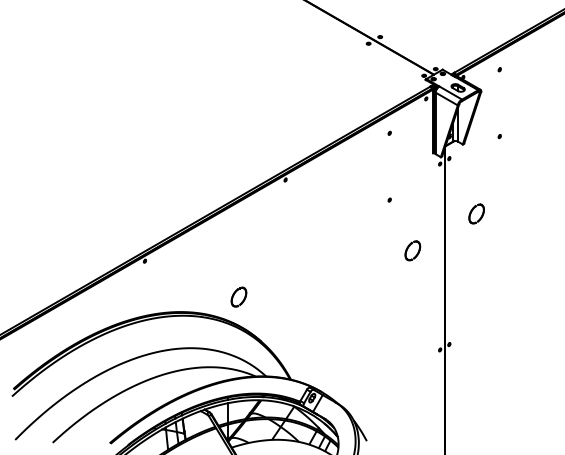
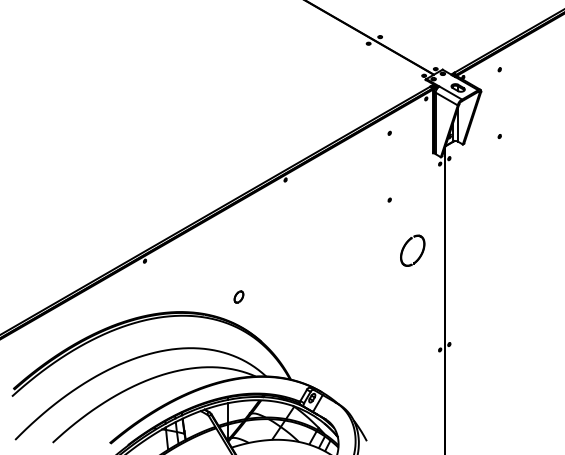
part: present -> none (476, 213)
part size: 18x22 px -> 26x33 px (412, 250)
part size: 18x22 px -> 12x14 px (238, 296)
